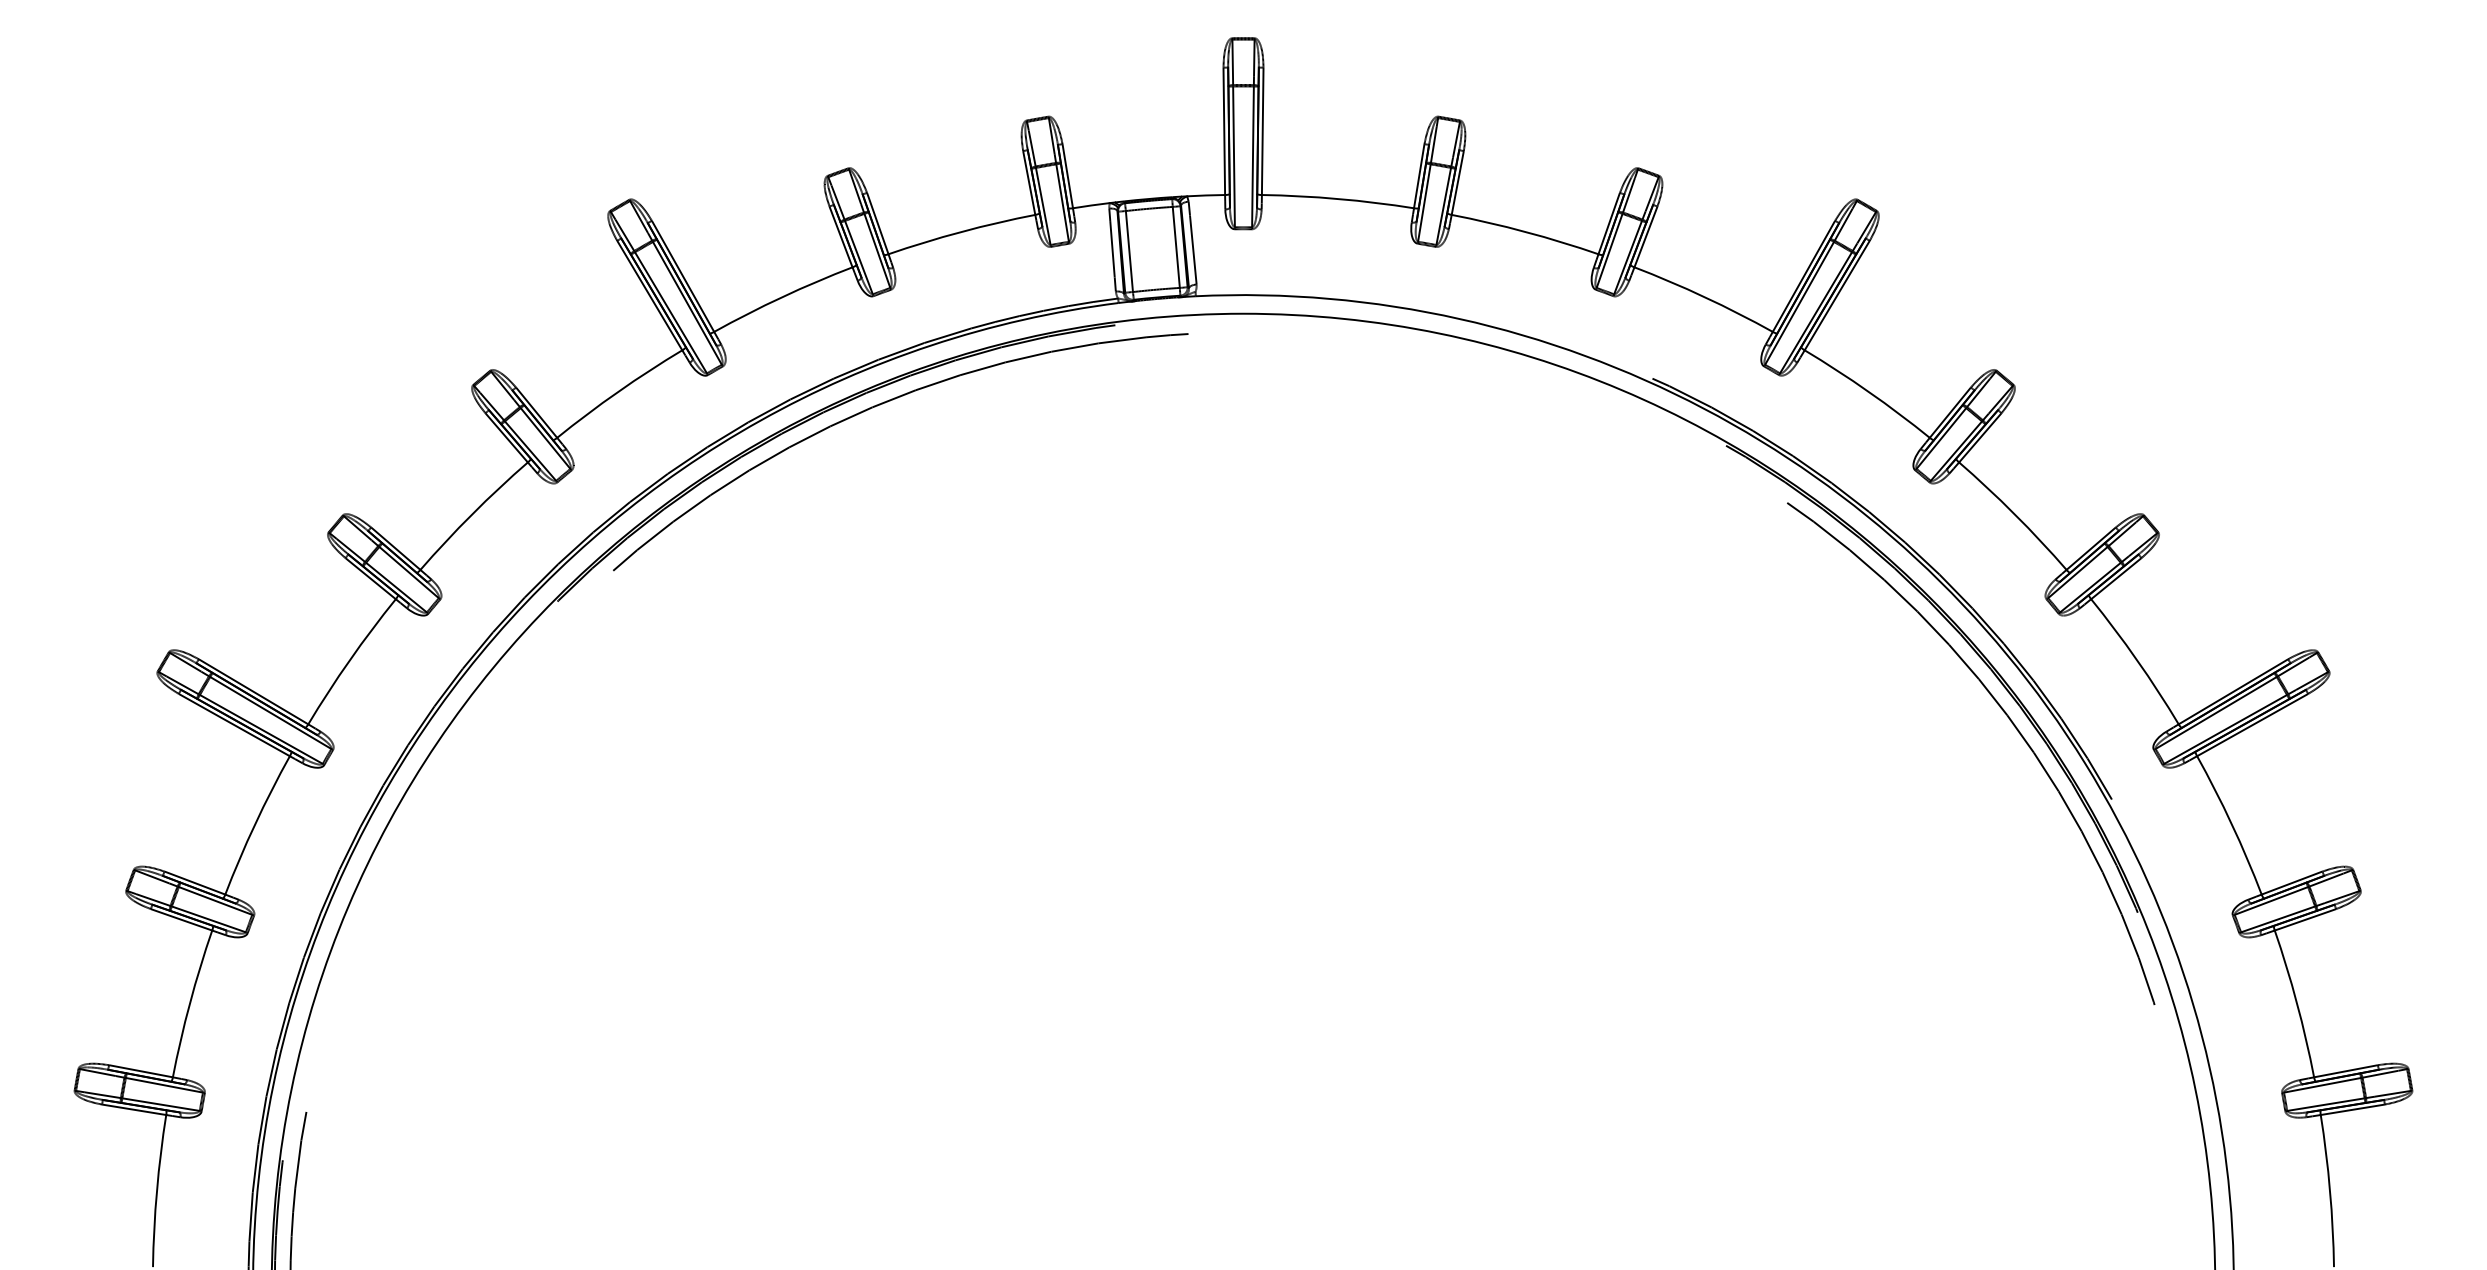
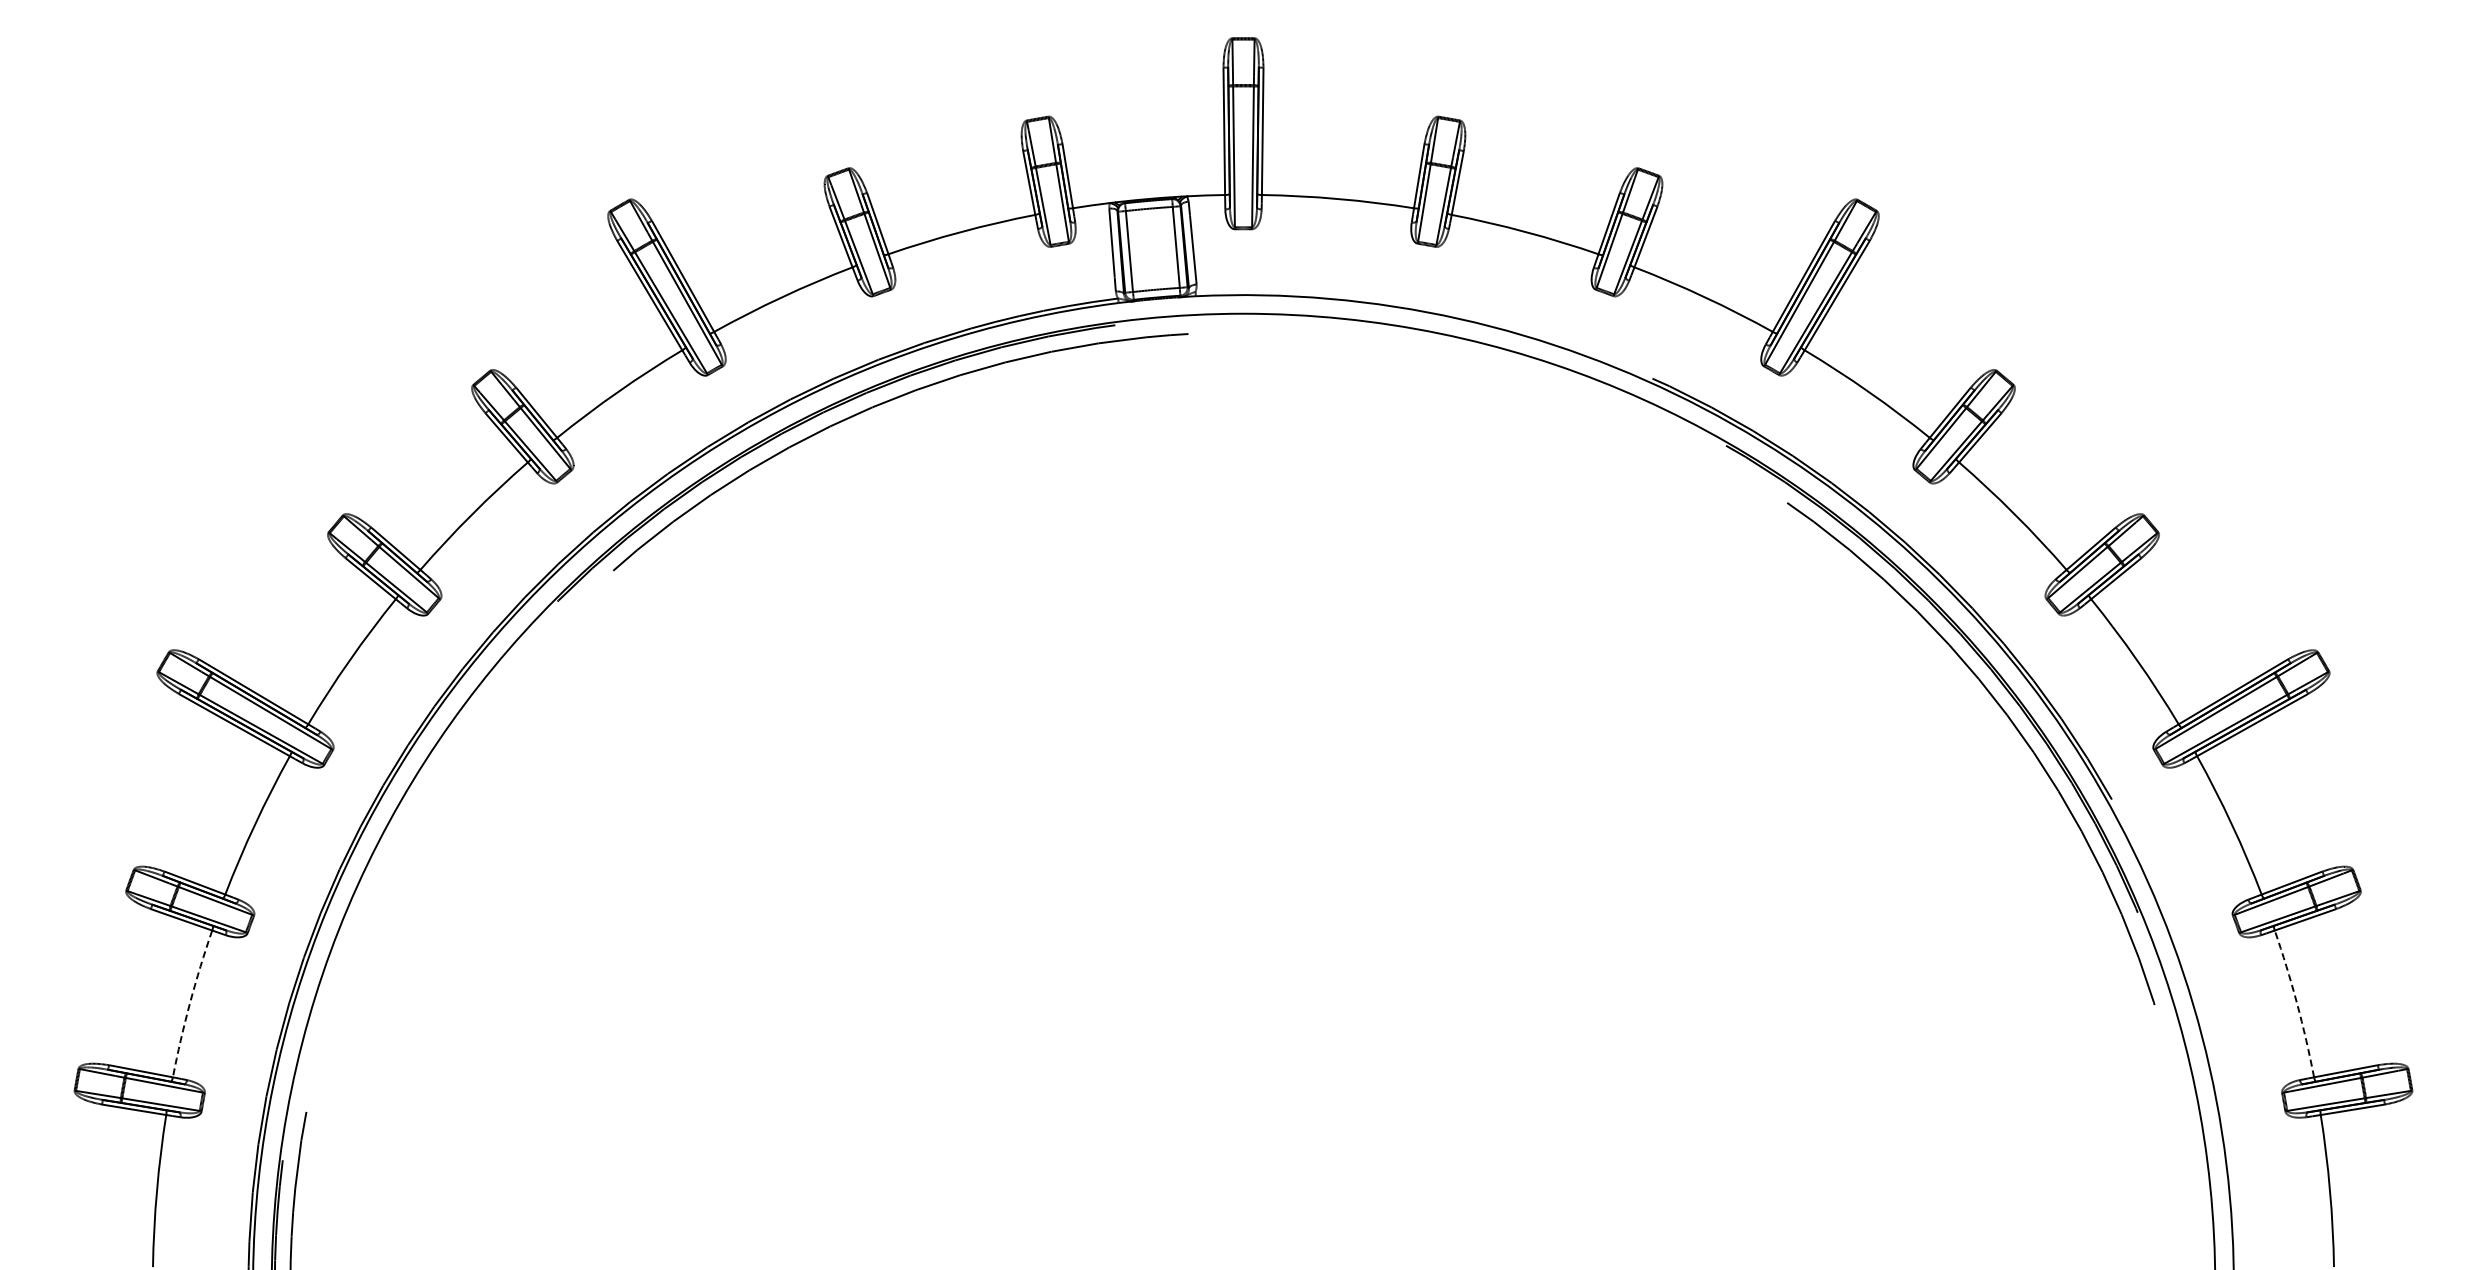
arc: solid -> dashed (190, 1003)
arc: solid -> dashed (2297, 1003)
